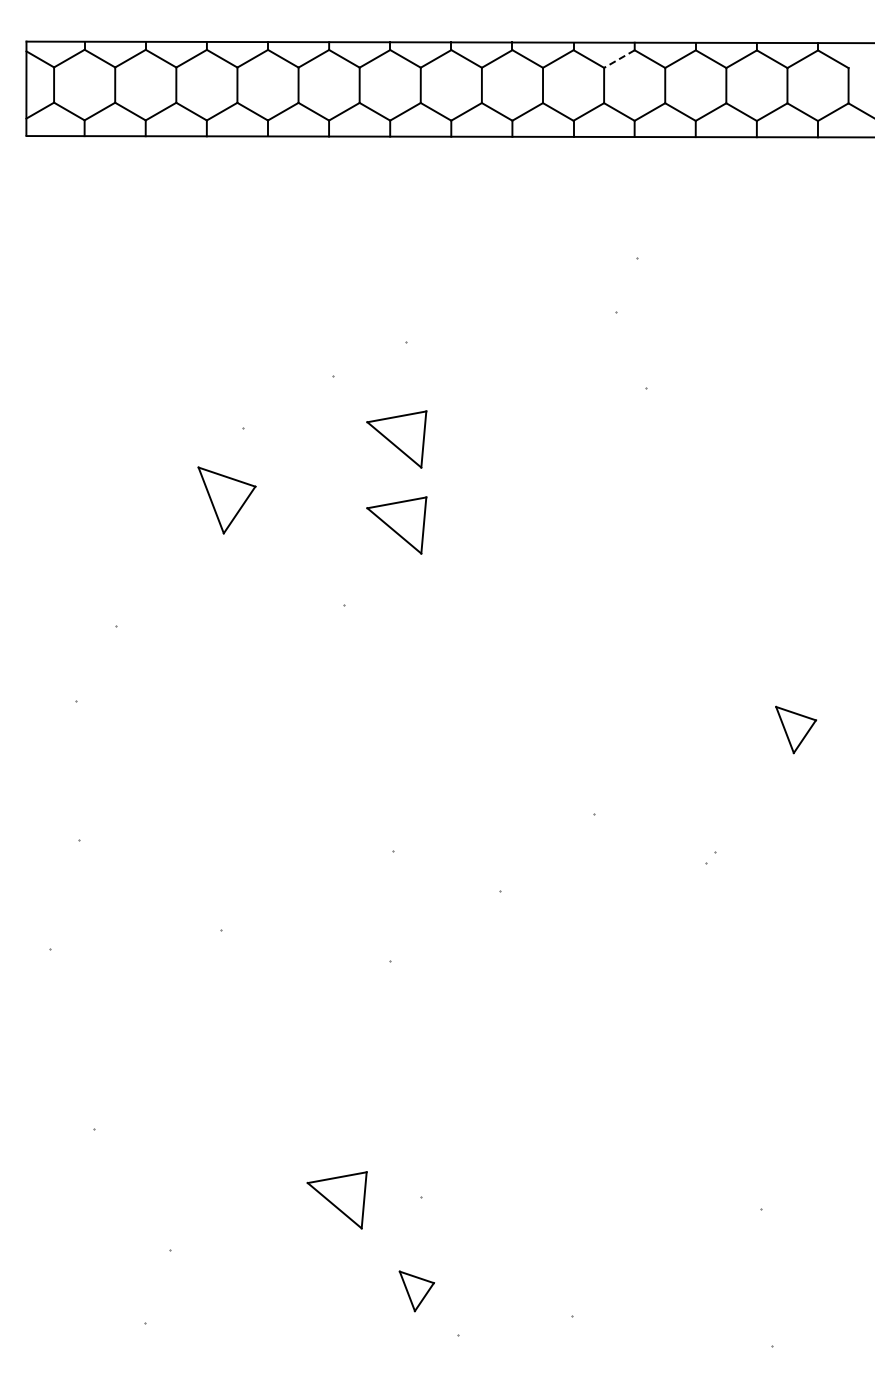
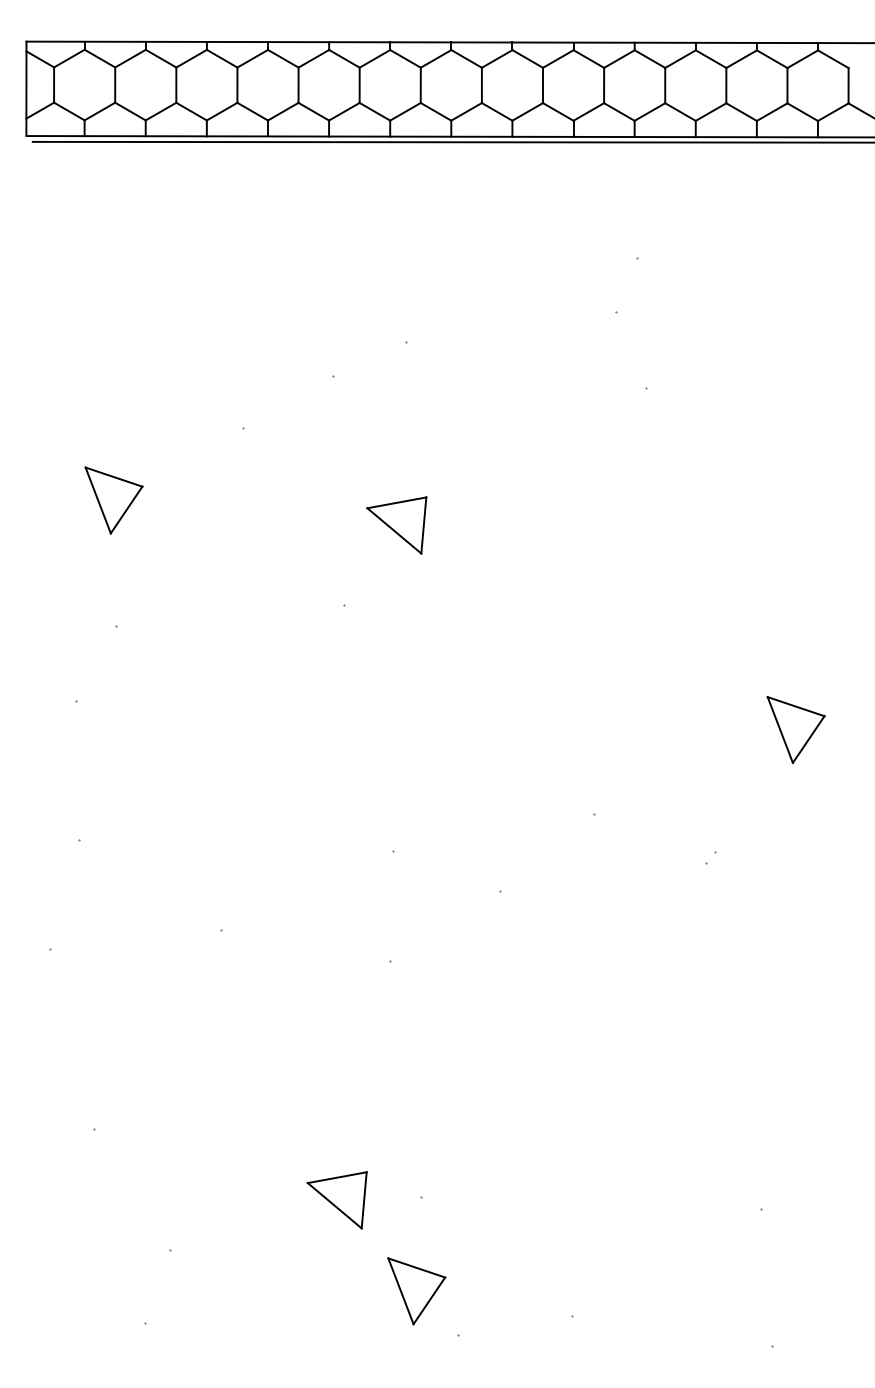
line: dashed -> solid (619, 59)
line: none -> present (451, 141)
part: present -> none (396, 439)
part position: (226, 500) -> (113, 500) (113, 500)
part size: 43x50 px -> 60x68 px (795, 729)
part size: 38x43 px -> 60x69 px (416, 1291)
